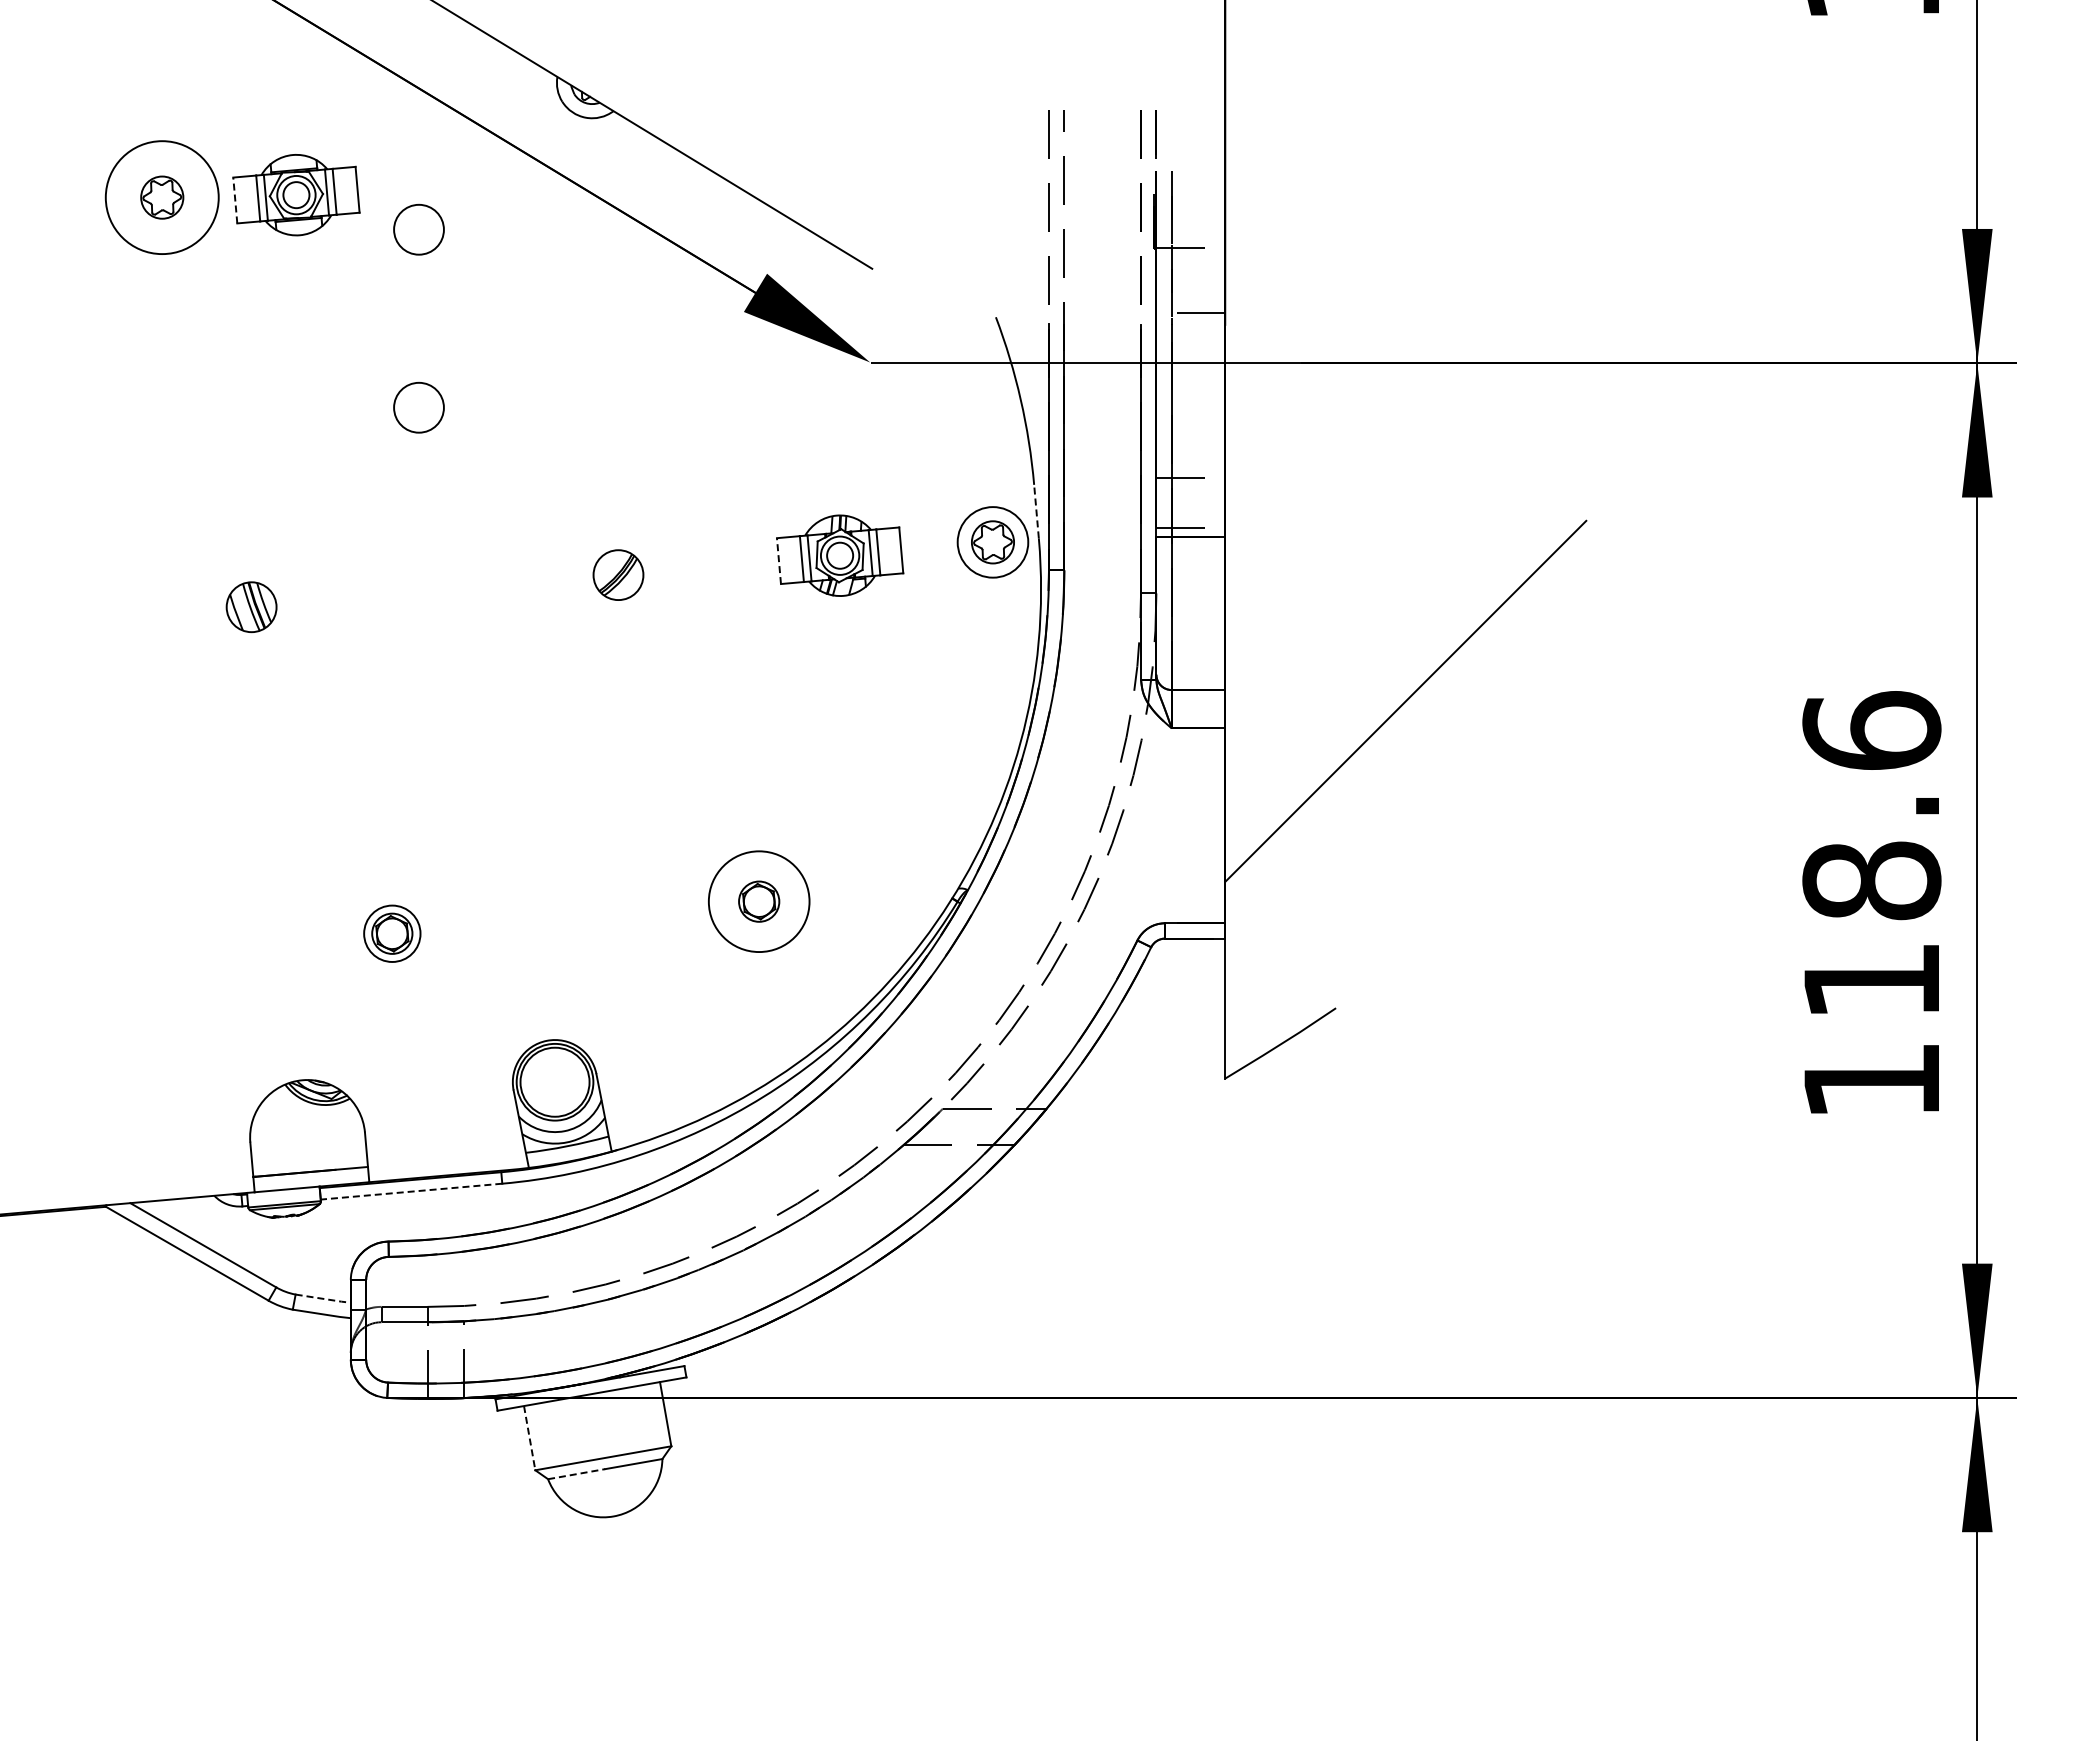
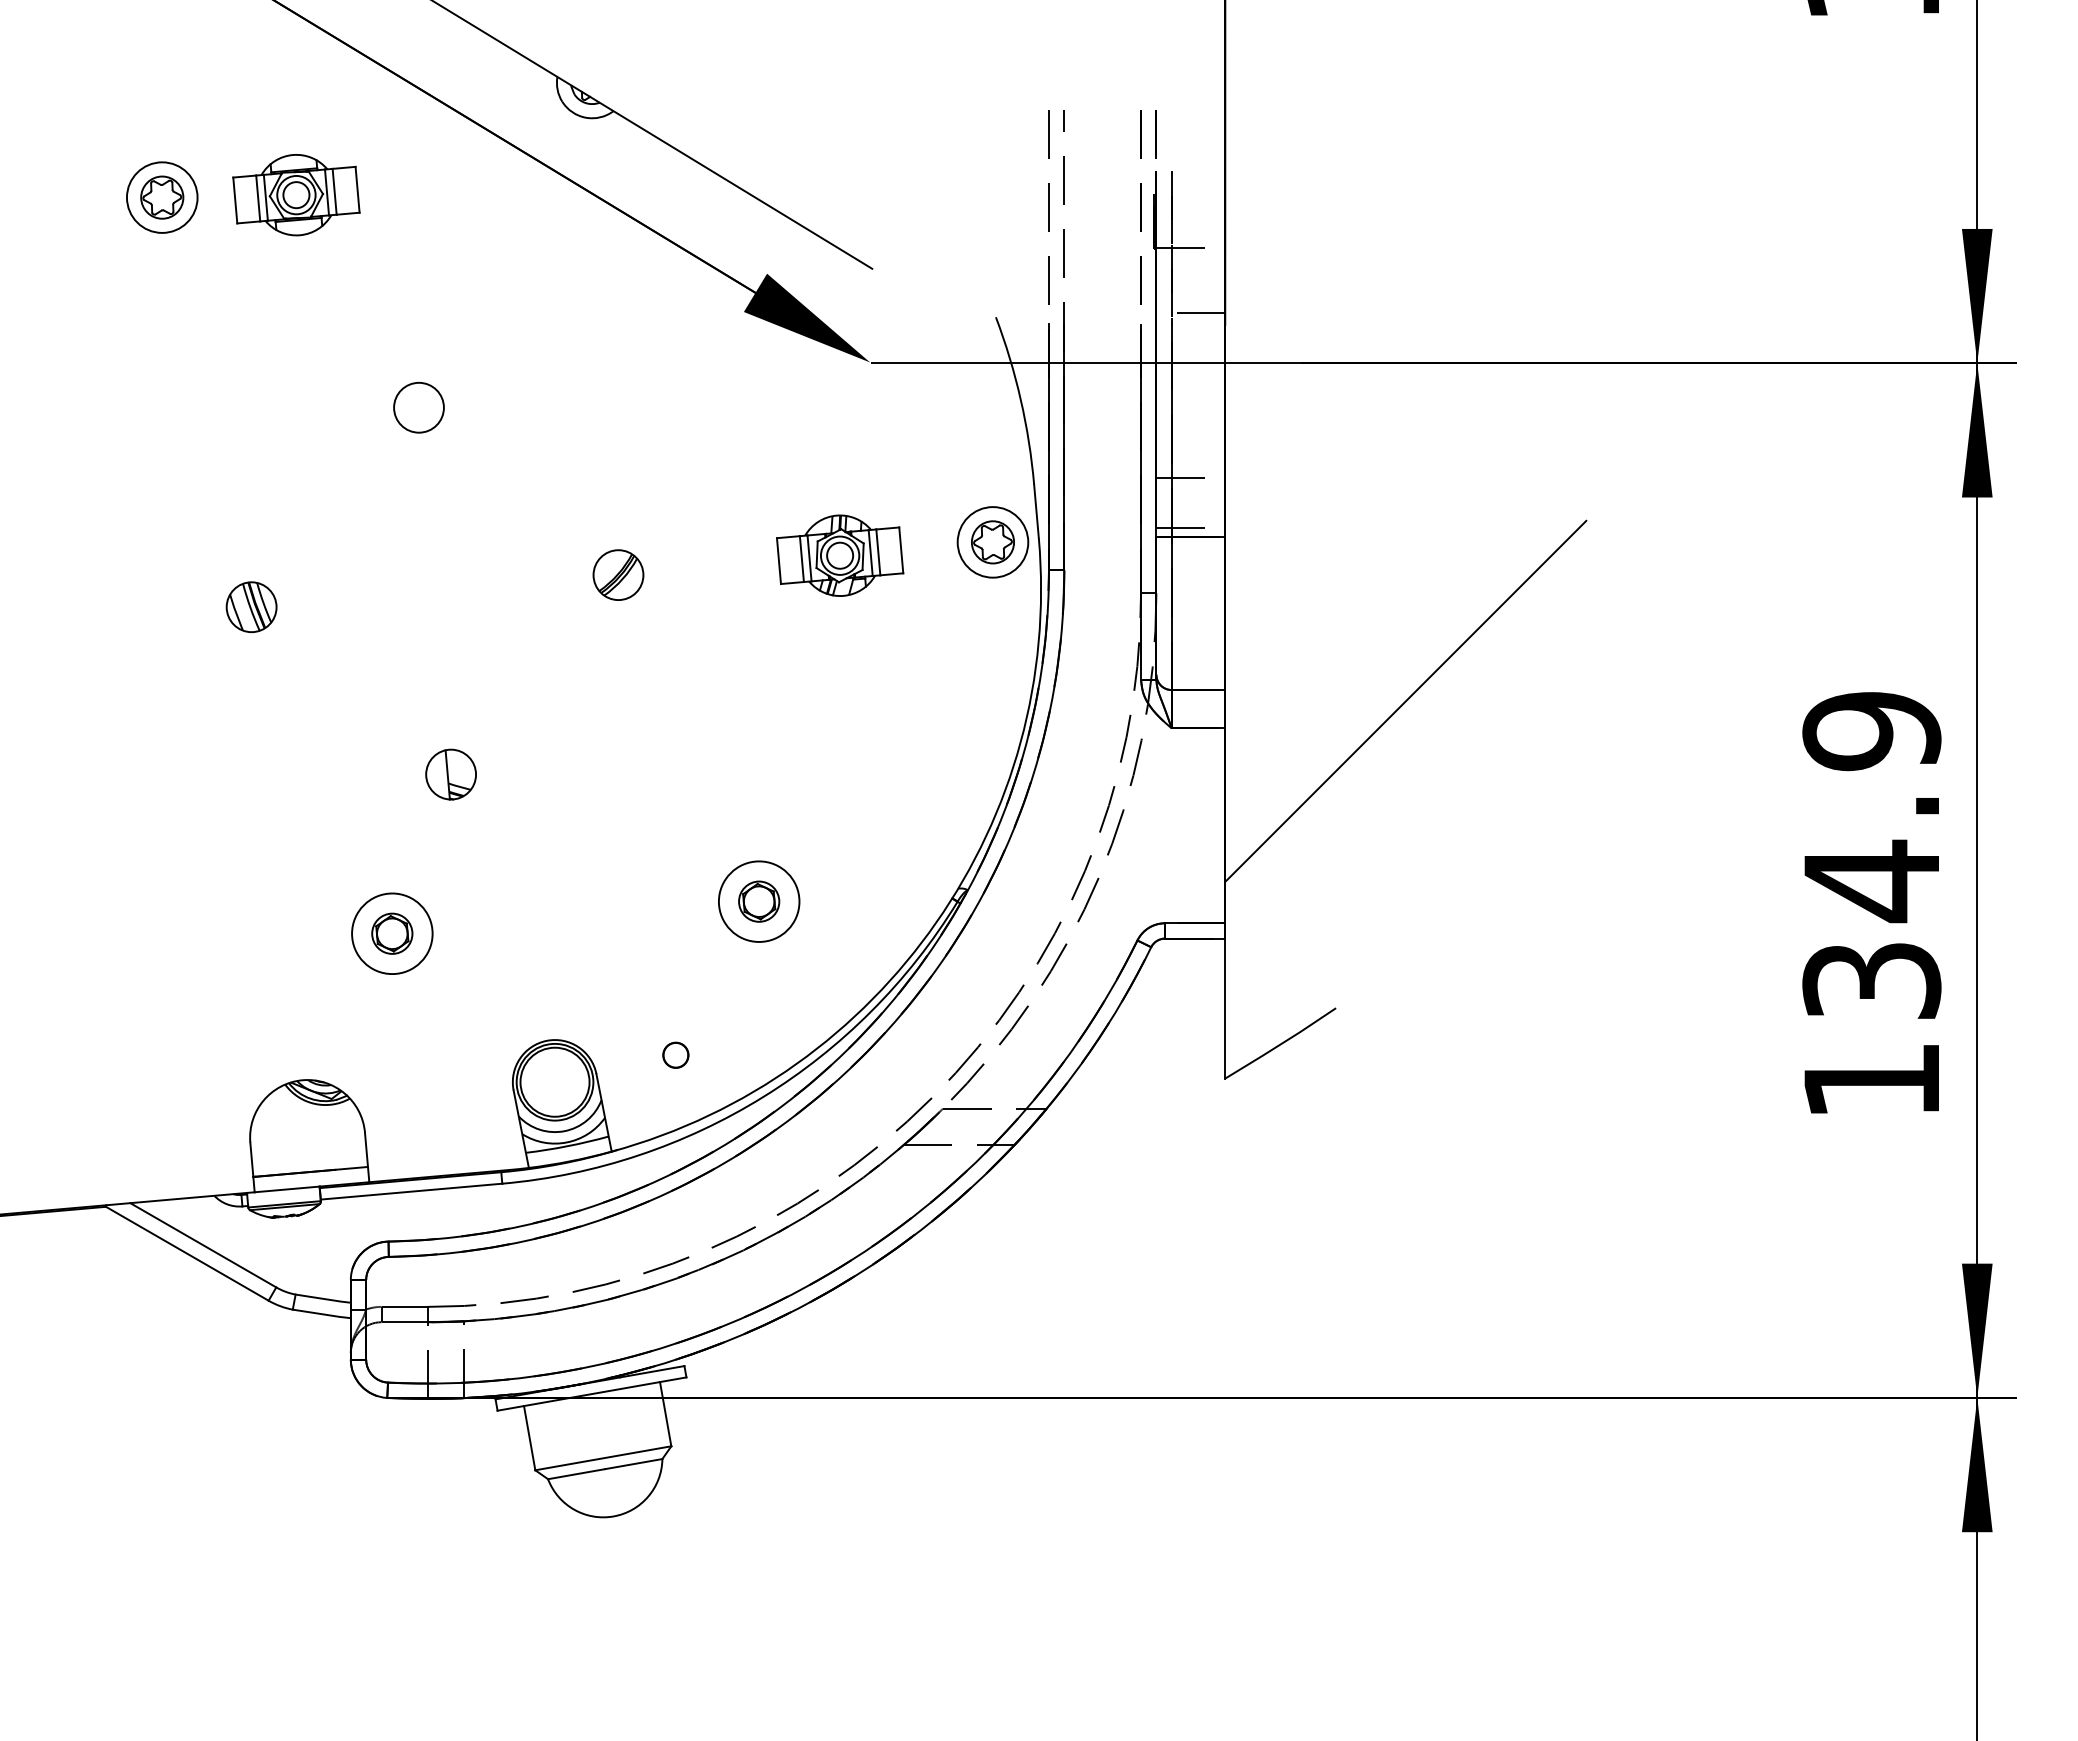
circle diameter: 113 px -> 71 px (161, 197)
line: dashed -> solid (235, 200)
circle: present -> none (418, 229)
line: dashed -> solid (1036, 511)
line: dashed -> solid (778, 560)
part: none -> present (450, 774)
text: 118.6 -> 134.9 (1871, 854)
circle diameter: 101 px -> 81 px (758, 901)
circle diameter: 56 px -> 81 px (392, 933)
circle: none -> present (675, 1054)
line: dashed -> solid (411, 1191)
line: dashed -> solid (323, 1298)
line: dashed -> solid (529, 1438)
line: dashed -> solid (577, 1474)
